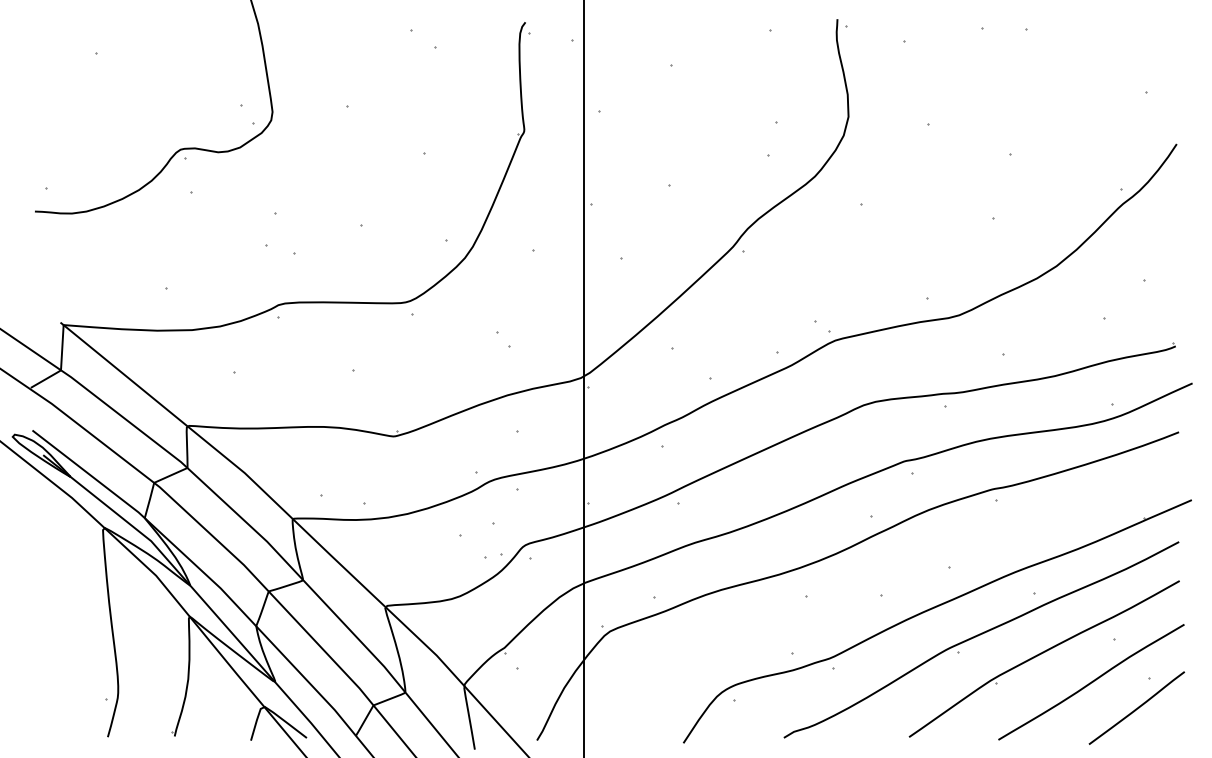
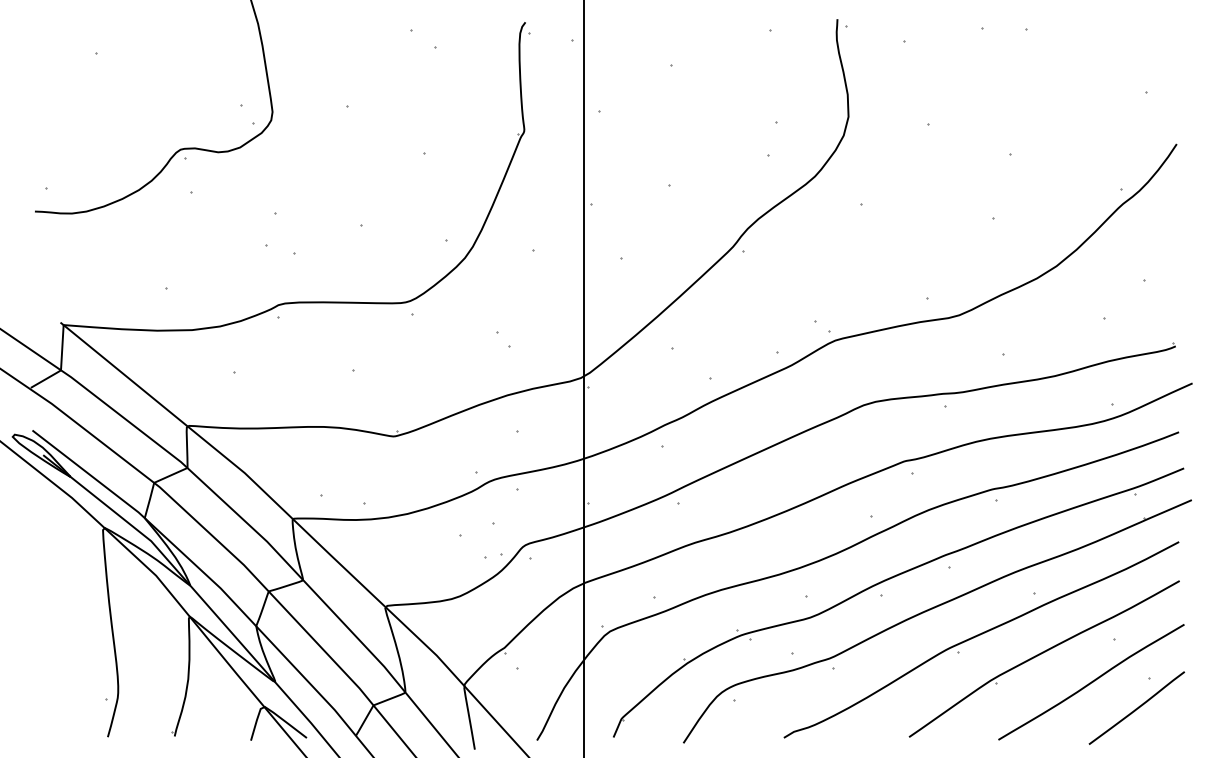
part: none -> present (890, 579)
